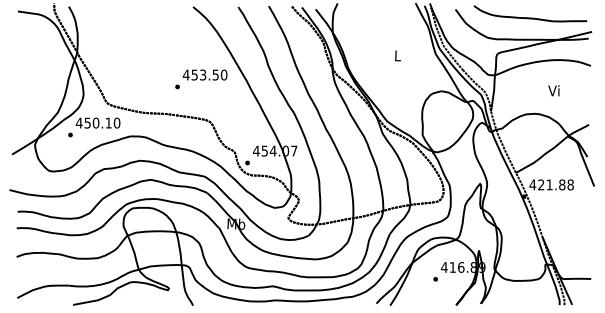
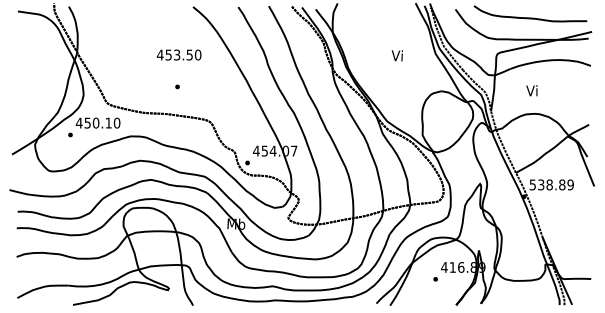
text: L -> Vi (396, 55)
text position: (204, 74) -> (178, 54) (178, 54)
text position: (553, 90) -> (531, 90) (531, 90)
text: 421.88 -> 538.89 (551, 184)
